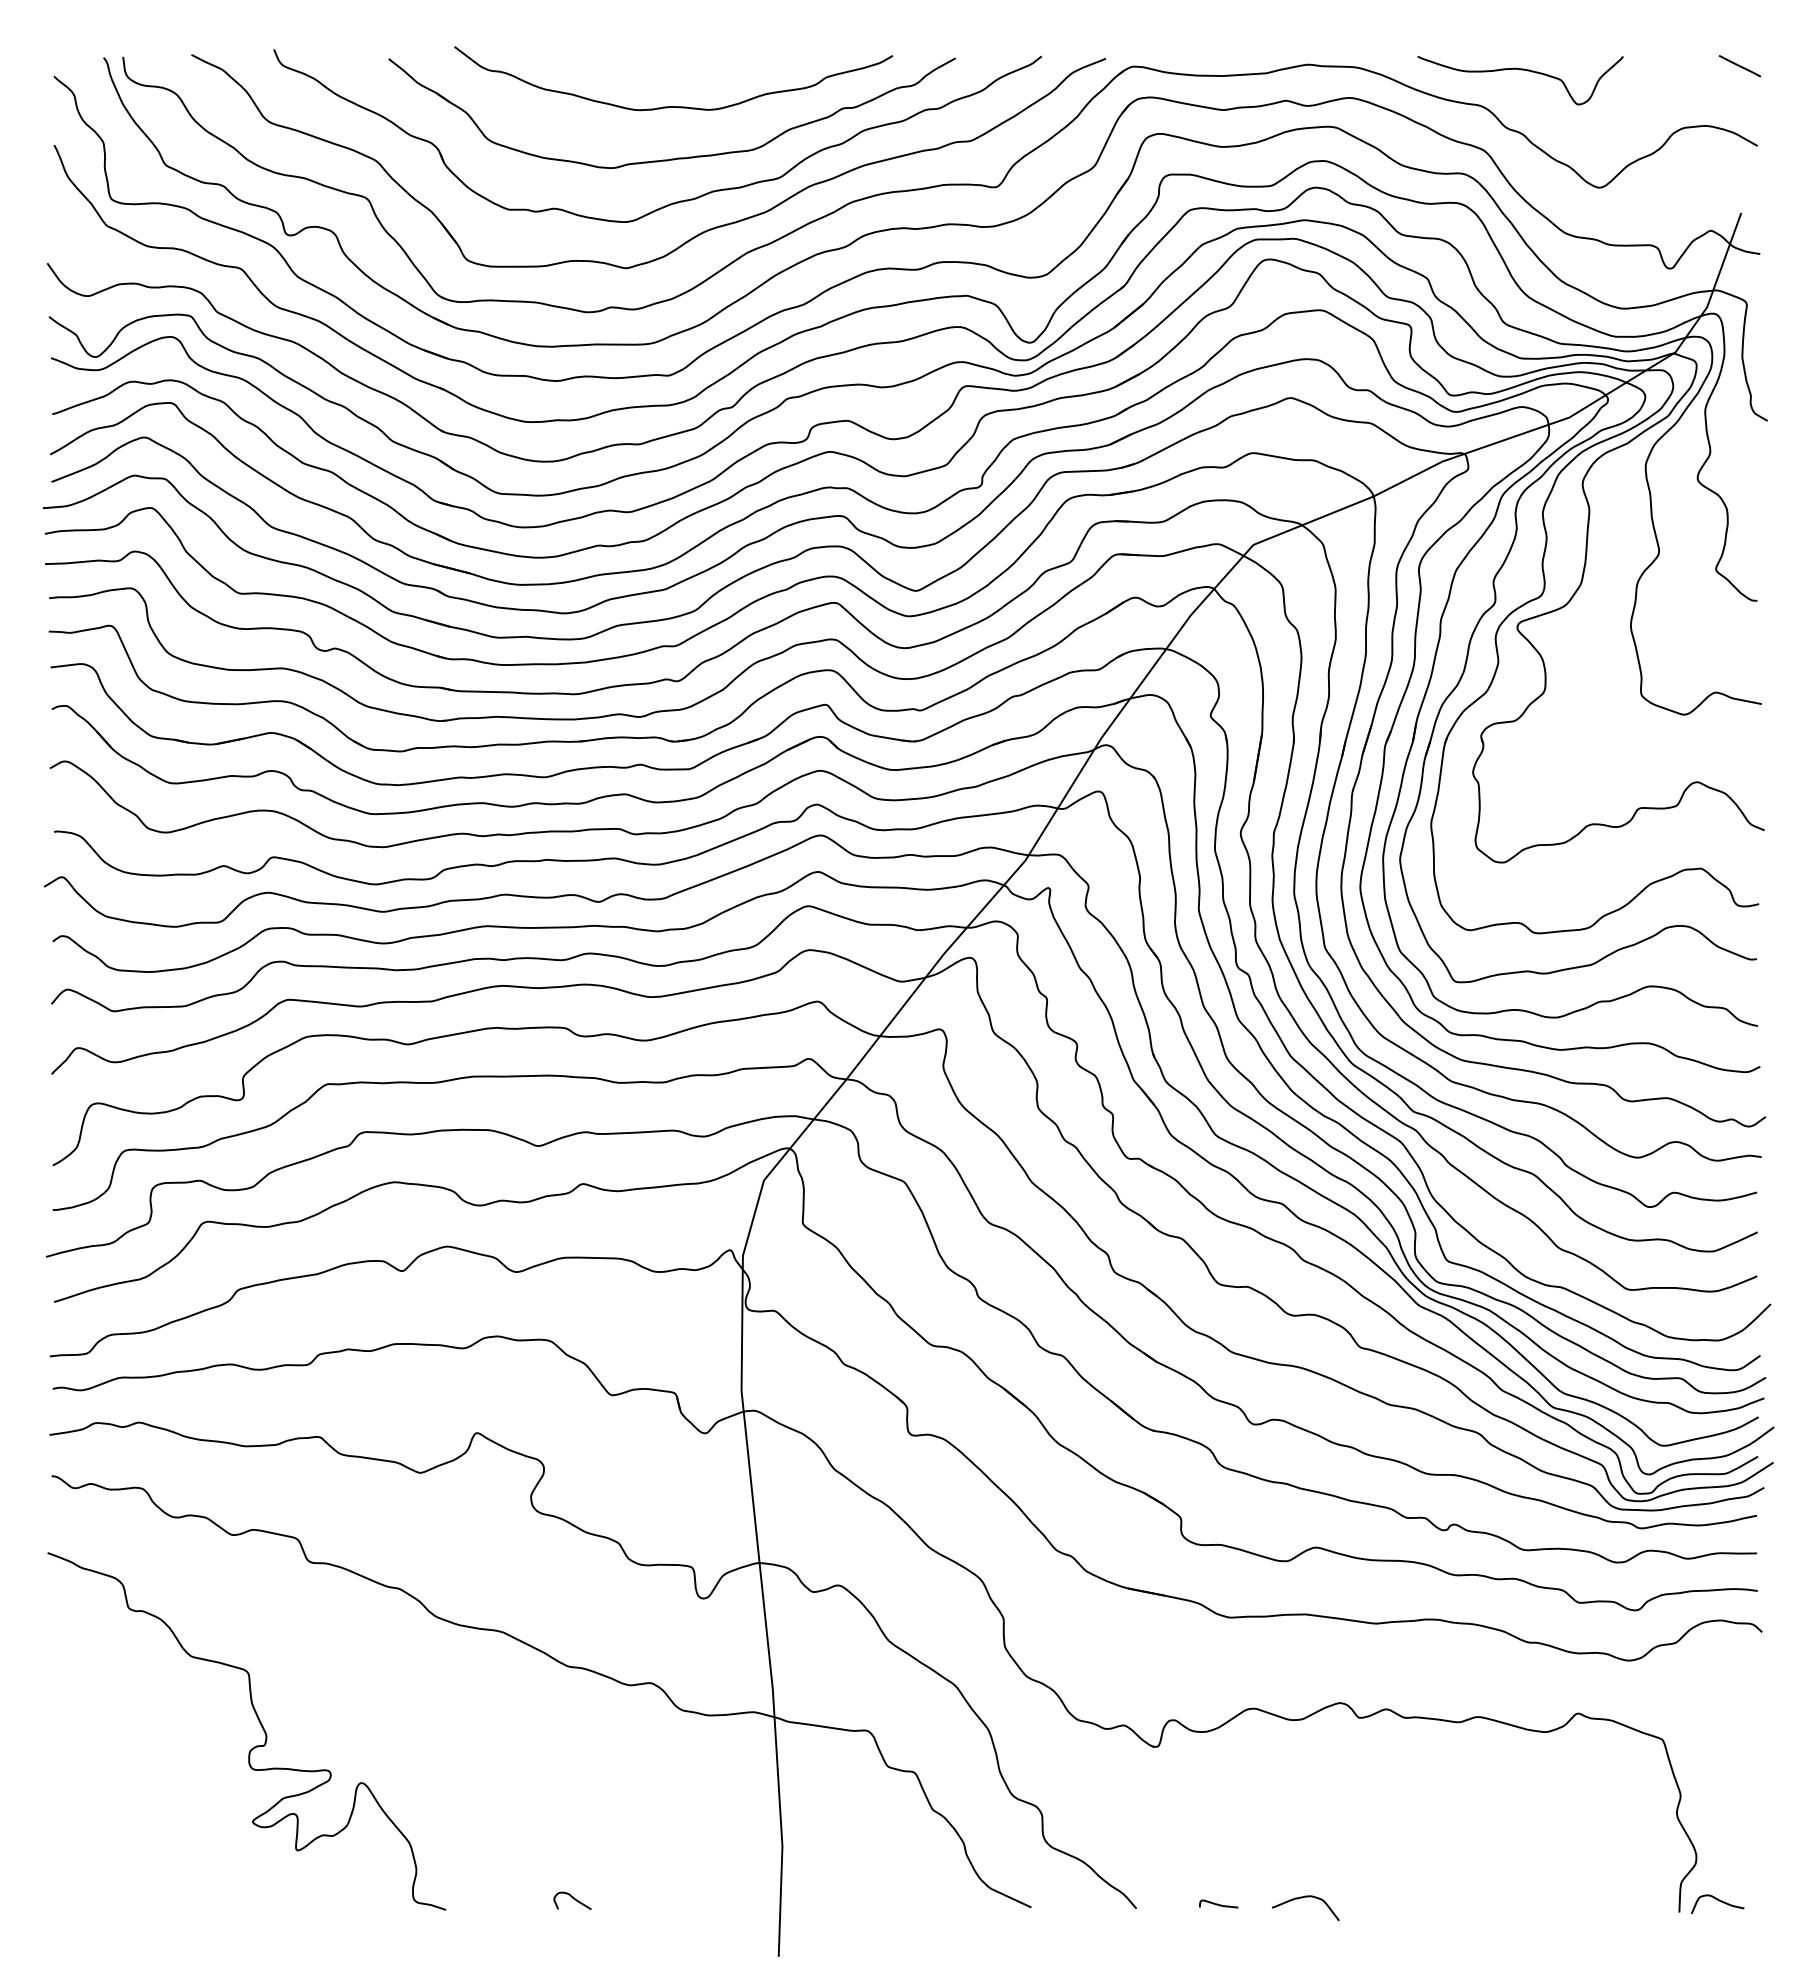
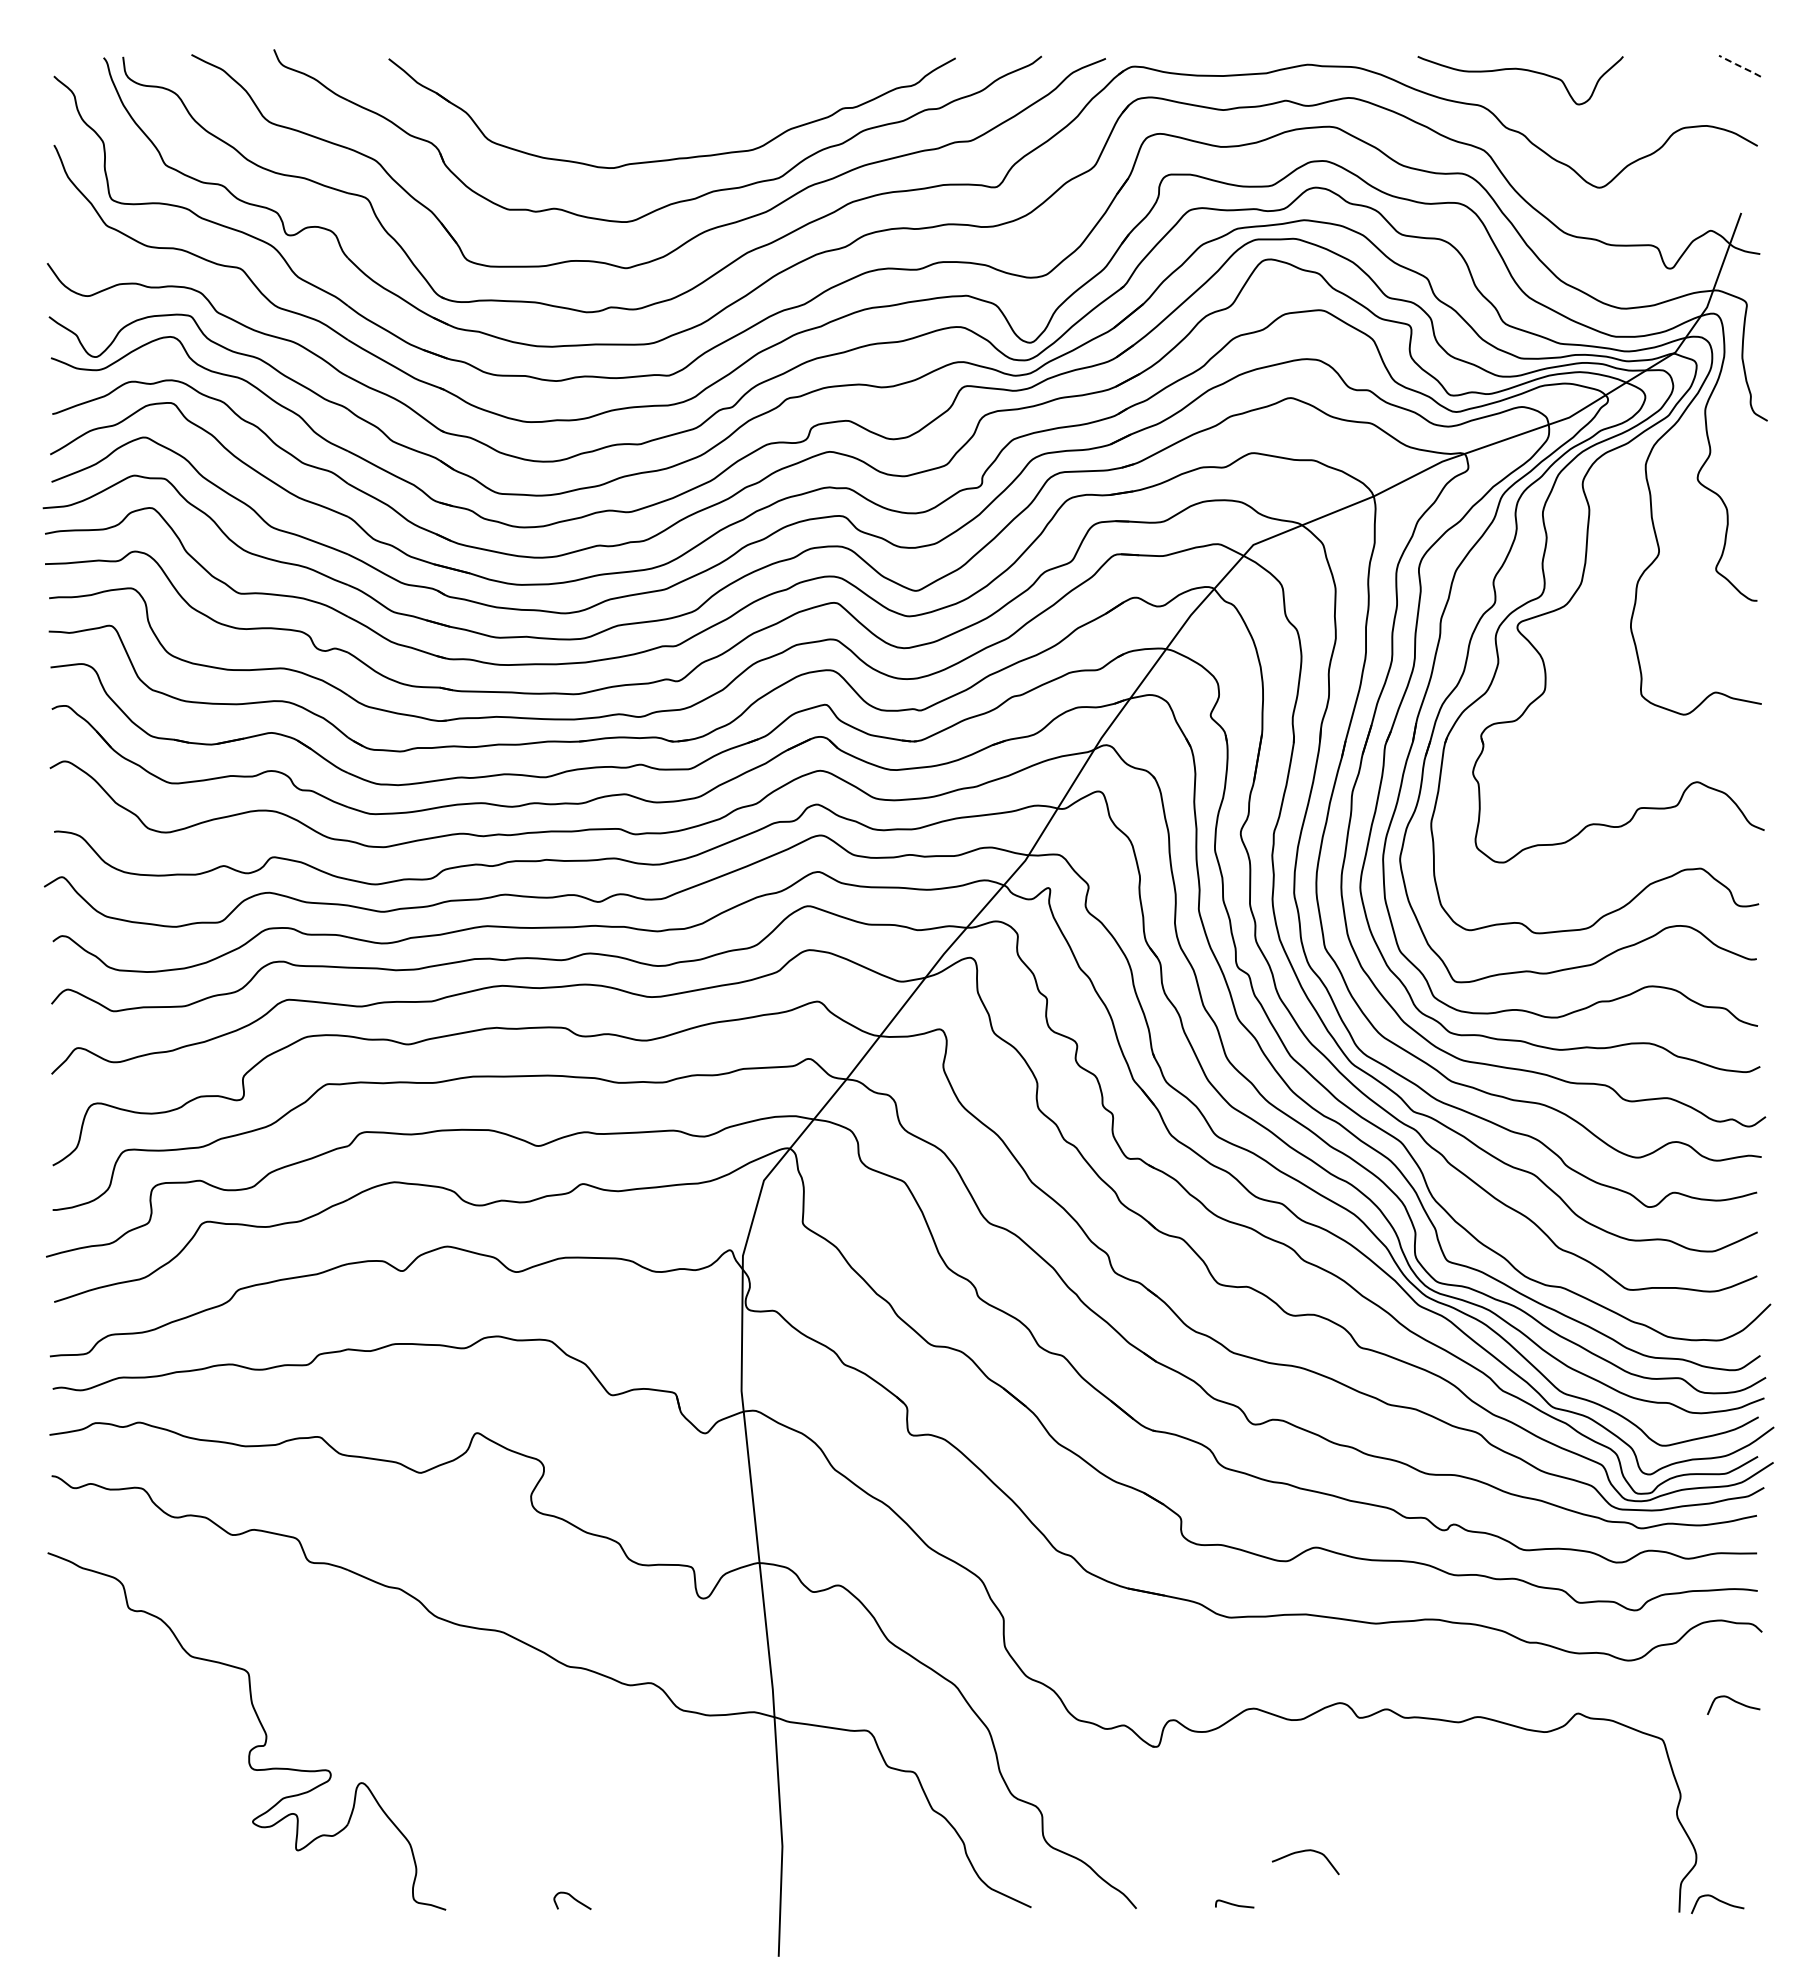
line: solid -> dashed (1739, 66)
curve: present -> none (673, 106)
curve: none -> present (1734, 1702)
curve position: (1302, 1898) -> (1302, 1852) (1302, 1852)
curve position: (1217, 1903) -> (1233, 1903) (1233, 1903)
